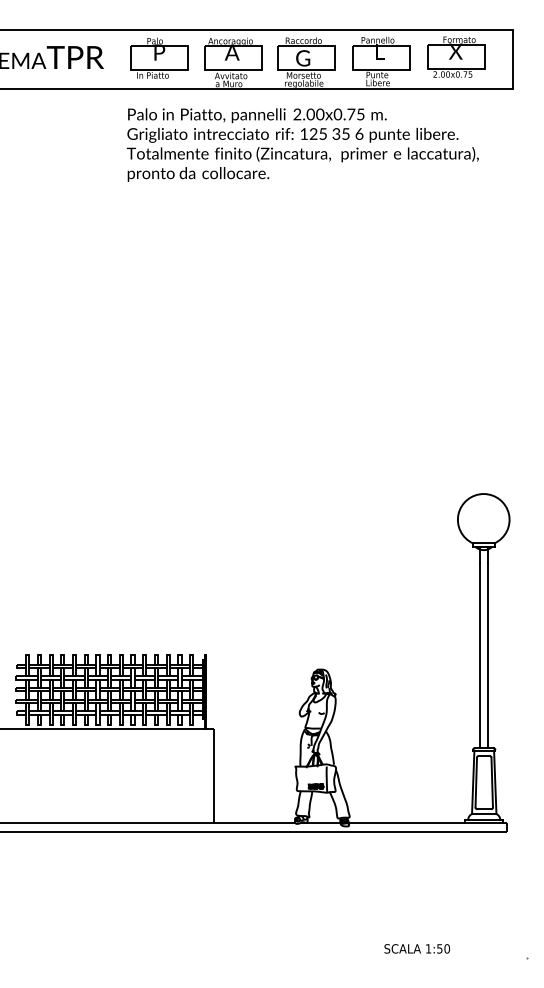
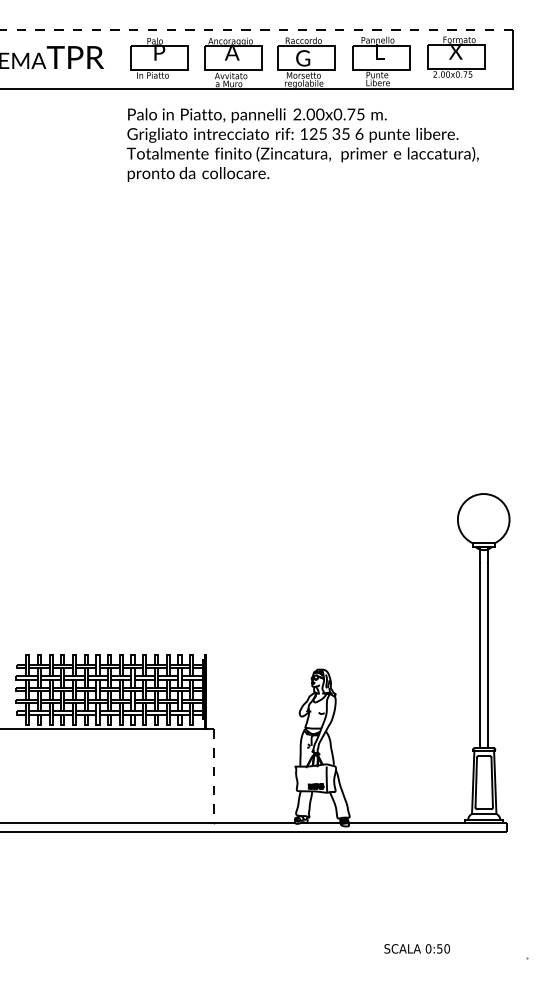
line: solid -> dashed (256, 29)
line: solid -> dashed (214, 776)
text: 1:50 -> 0:50 (428, 948)
